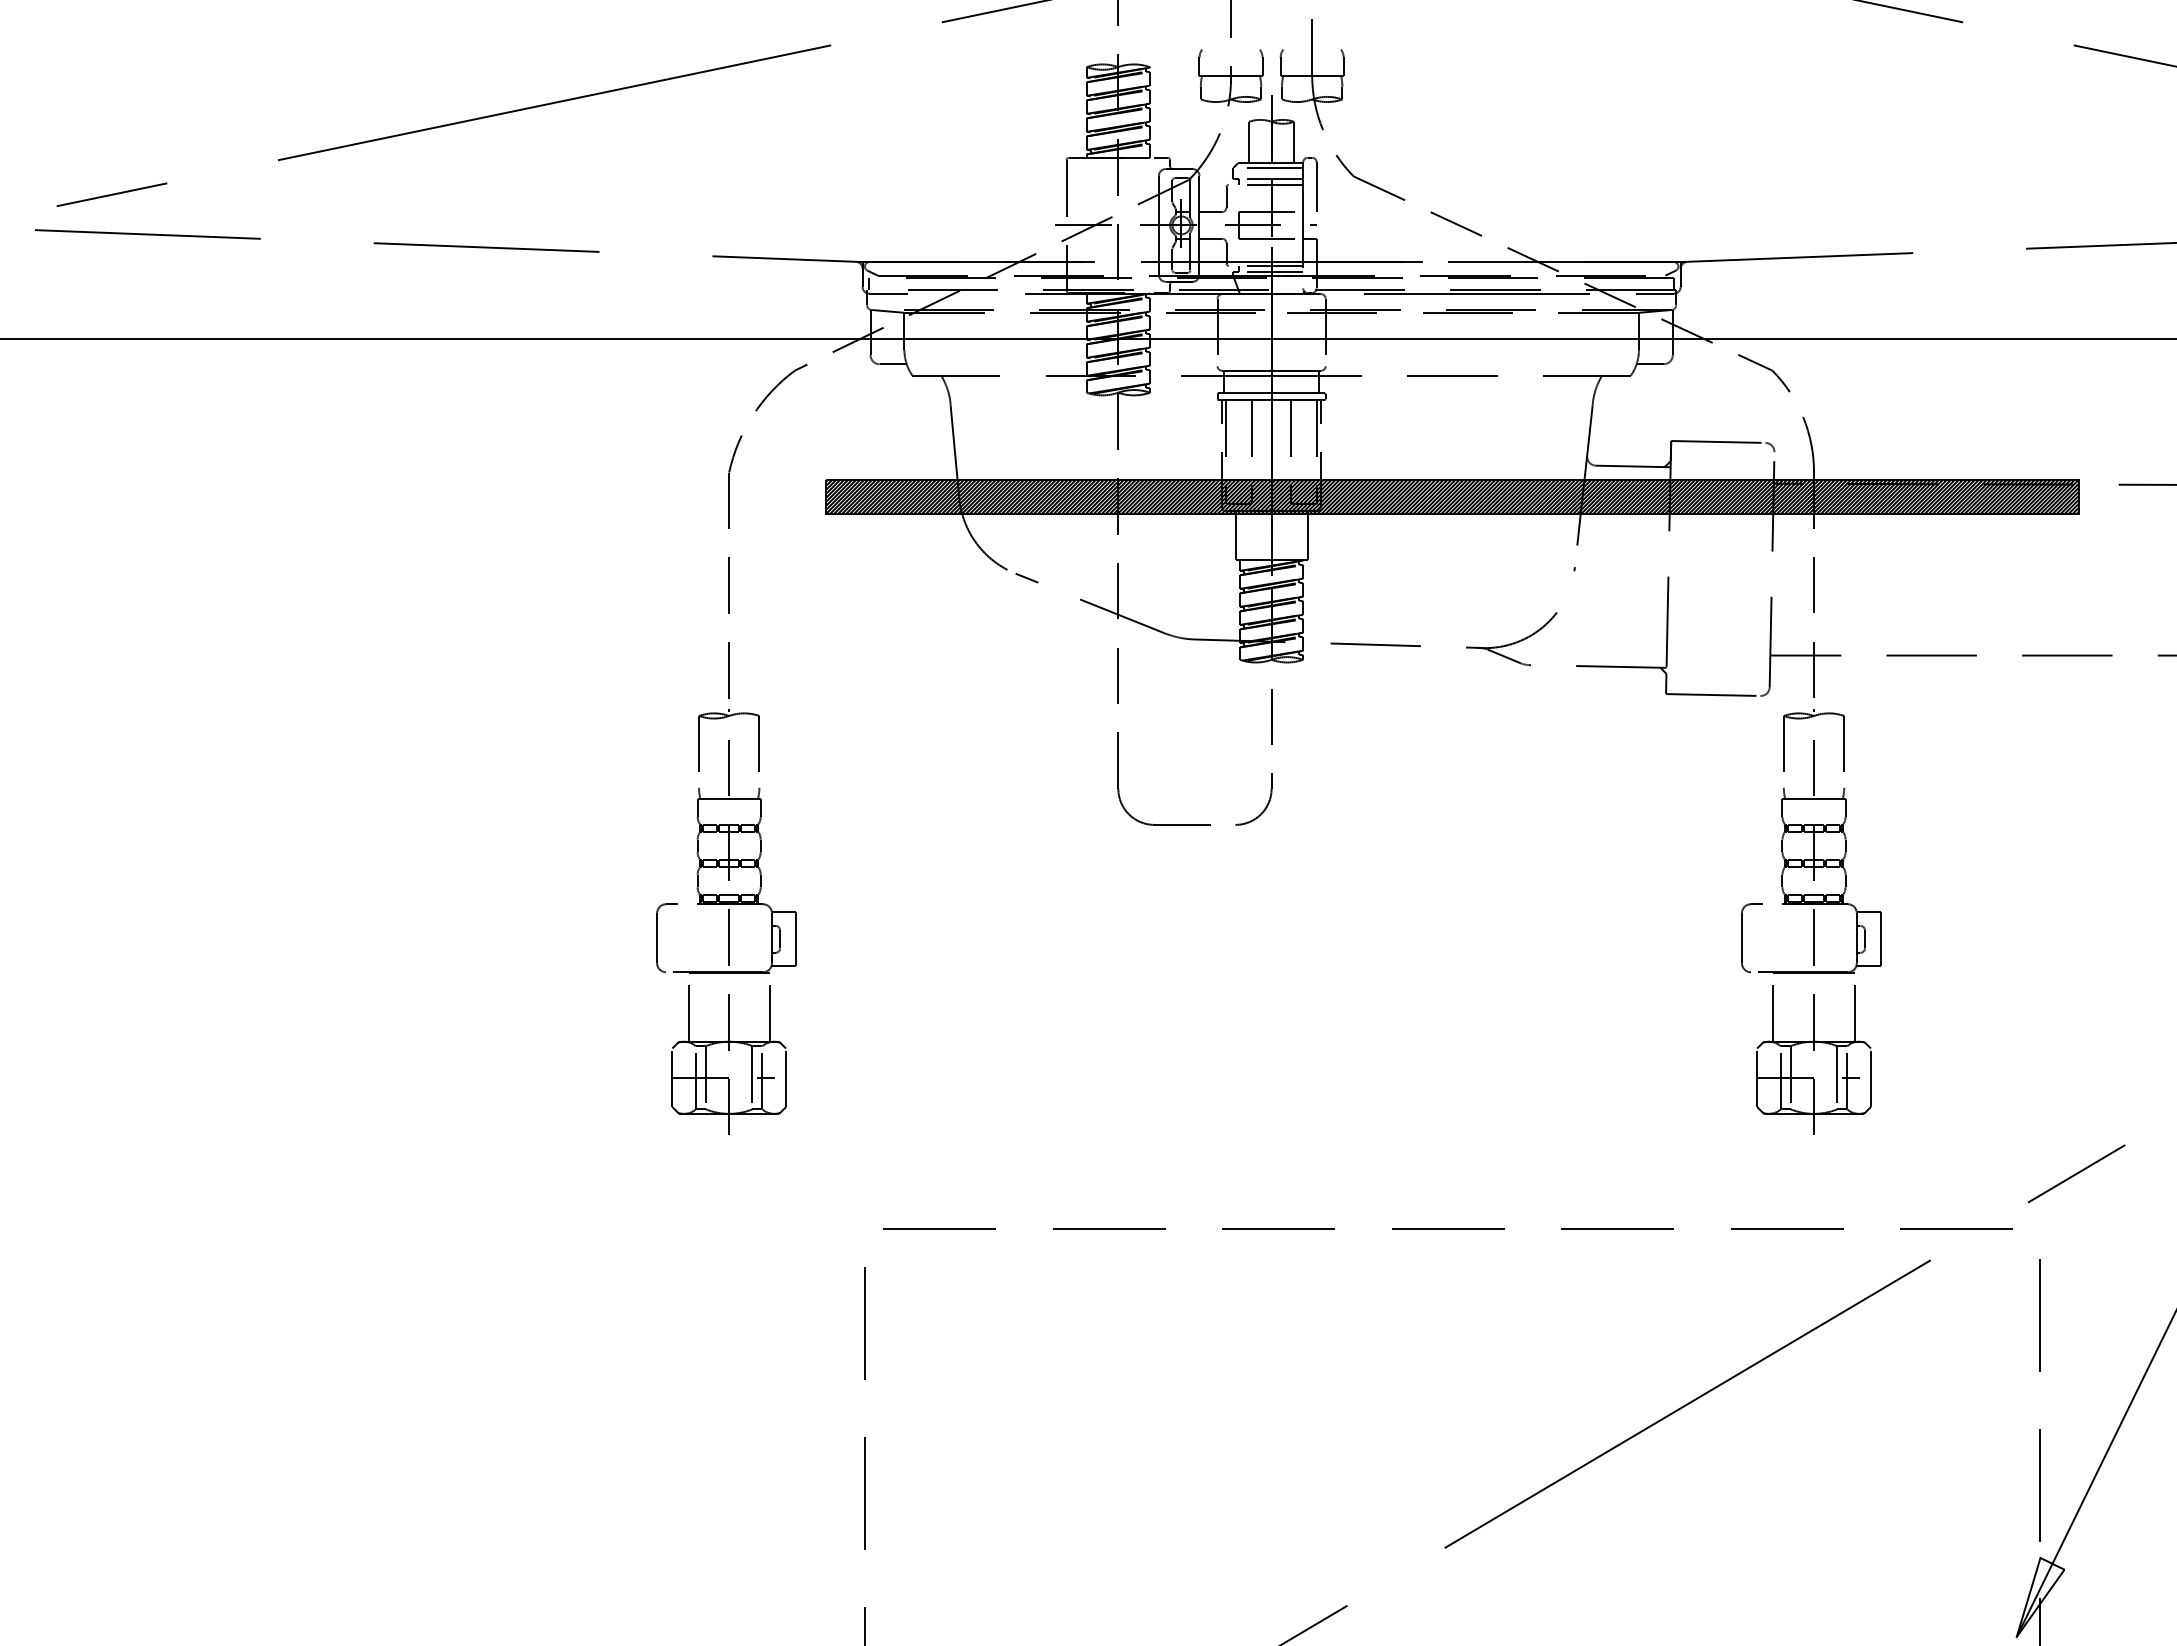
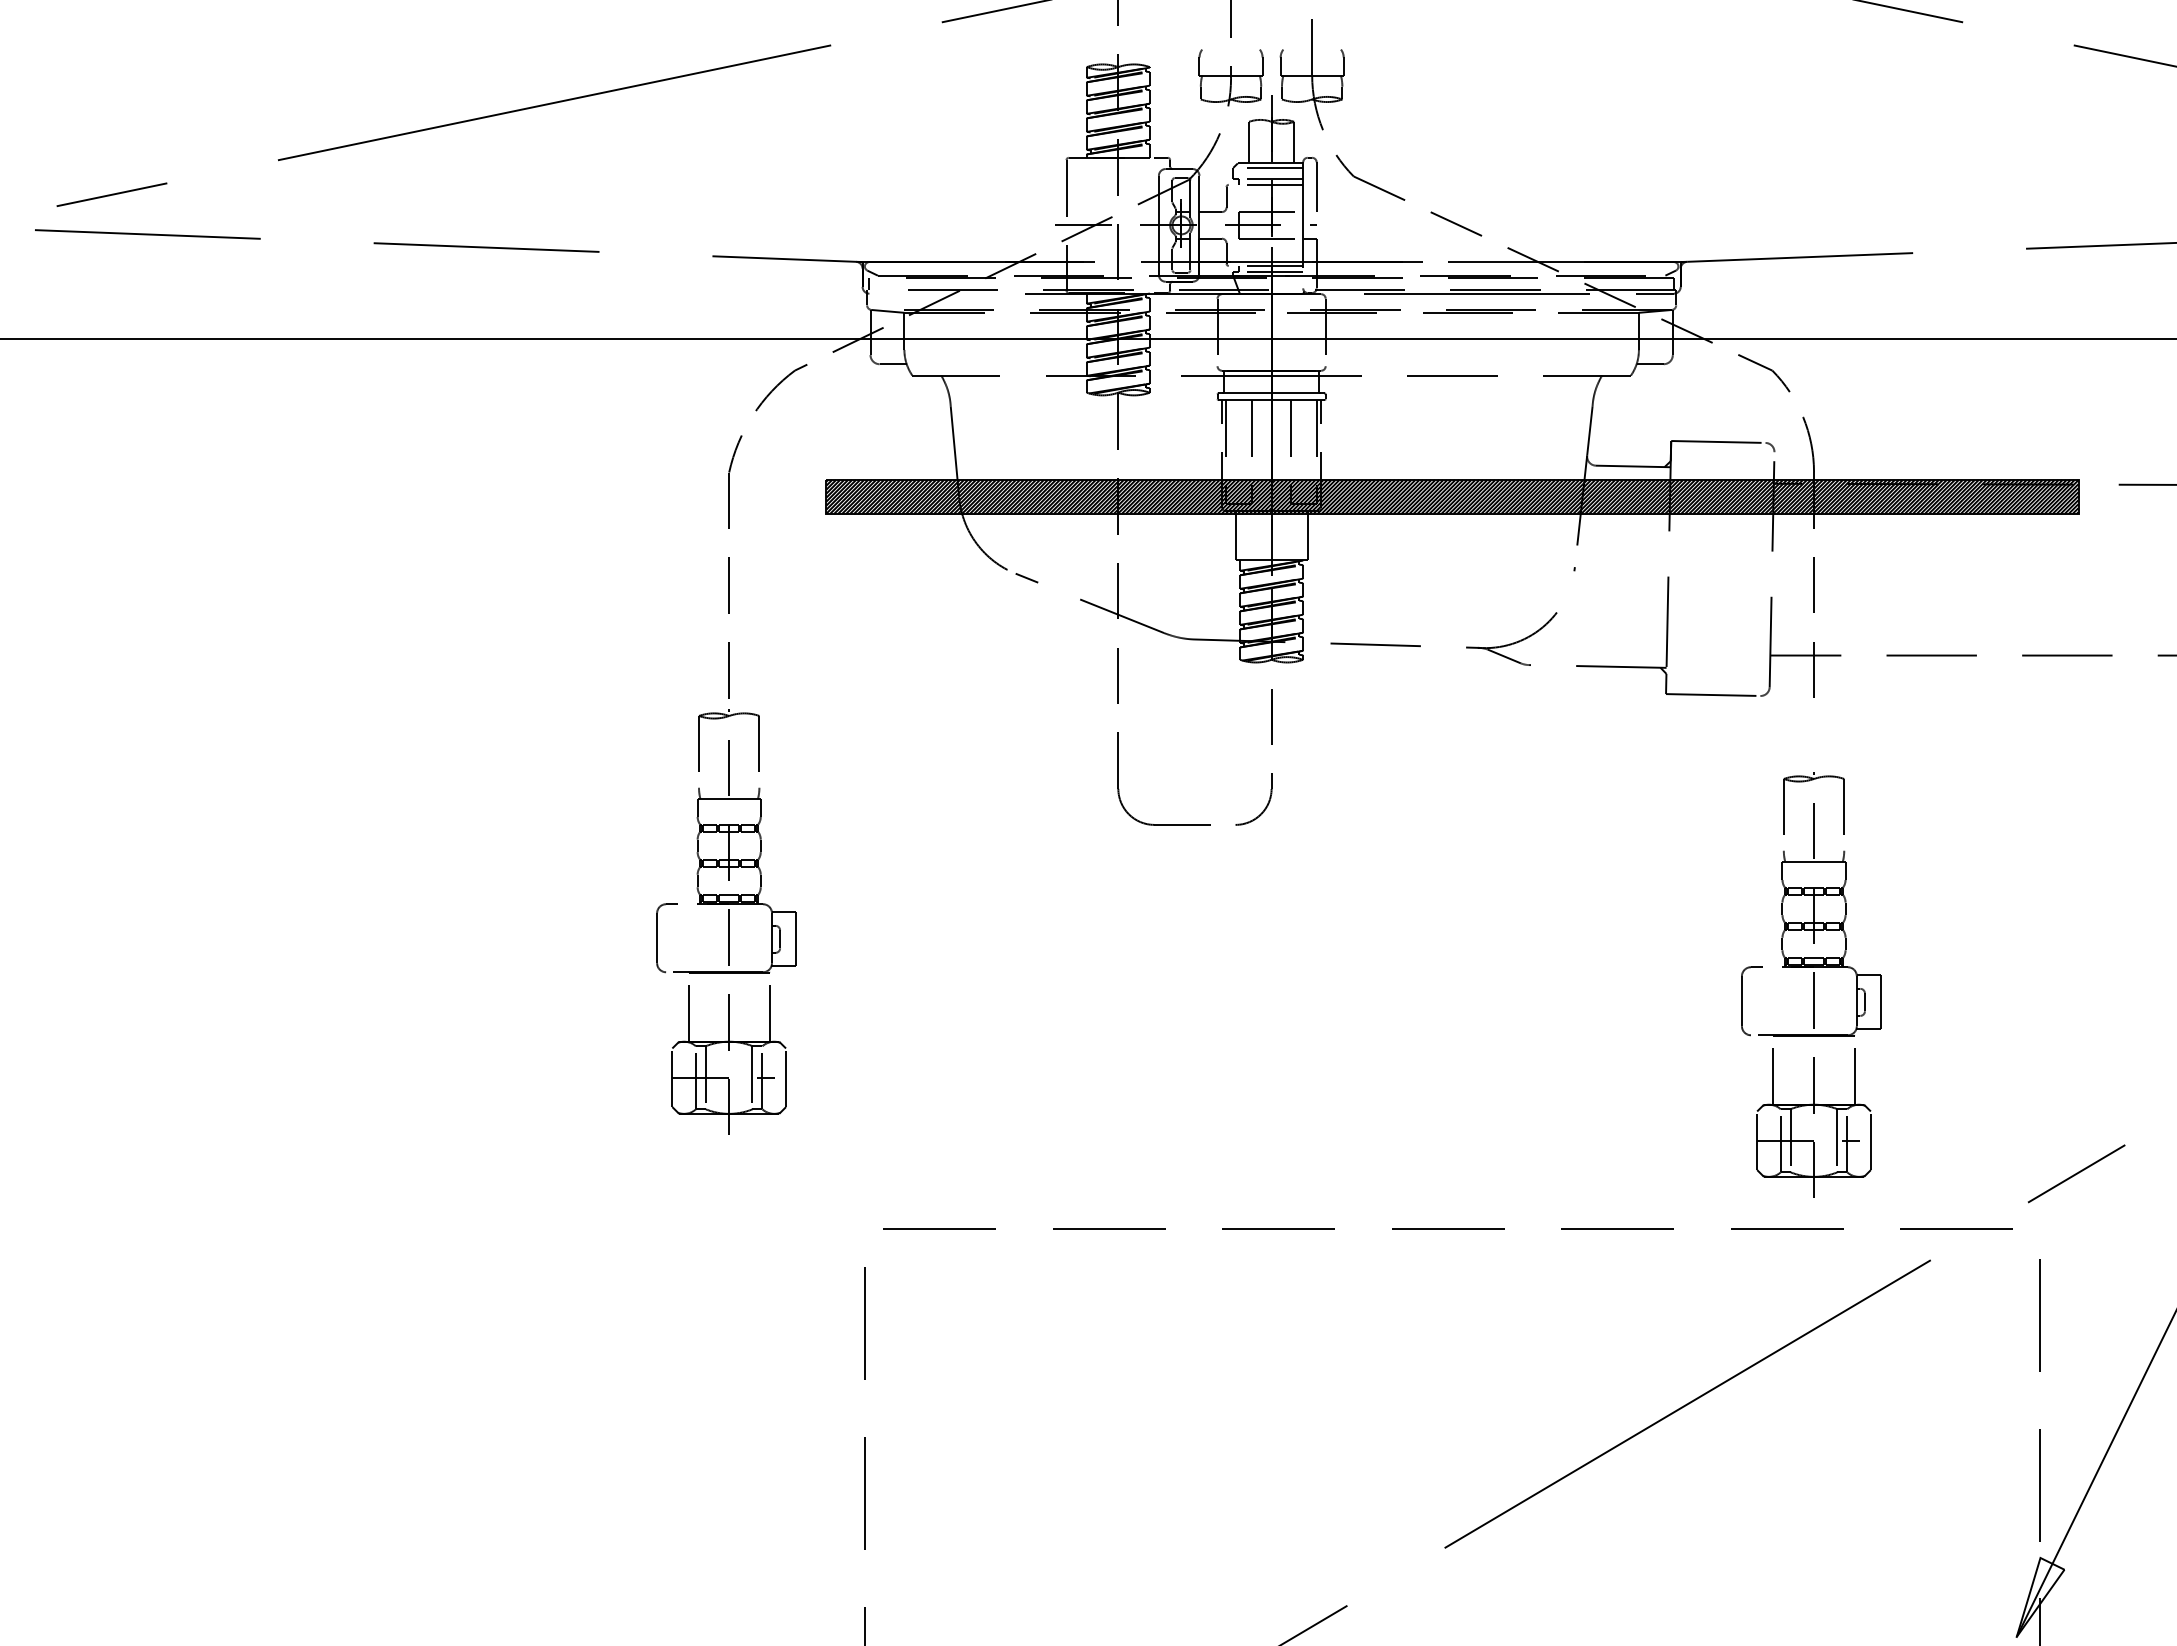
line: present -> none (888, 293)
part position: (1811, 921) -> (1811, 984) (1811, 984)
